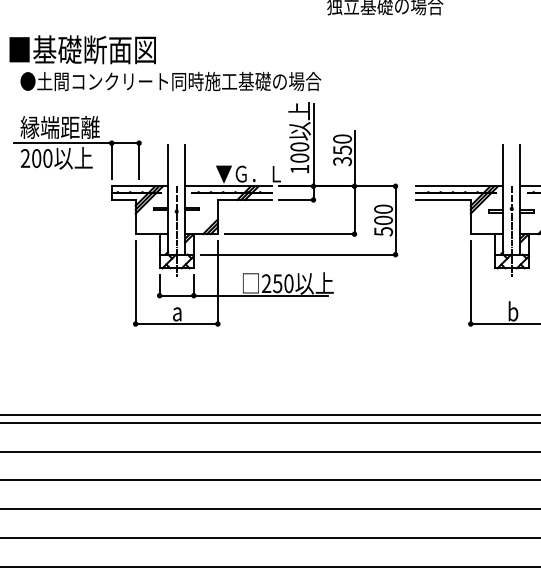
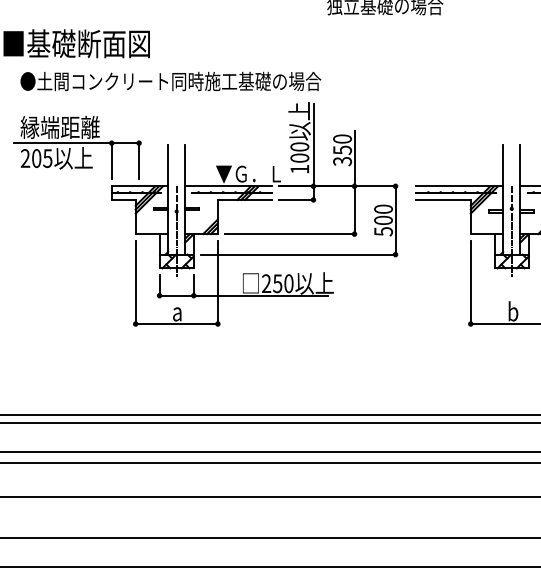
text position: (82, 49) -> (76, 43) (76, 43)
text: 200 -> 205 (47, 158)
line position: (269, 480) -> (269, 463) (269, 463)
line position: (269, 509) -> (269, 497) (269, 497)
